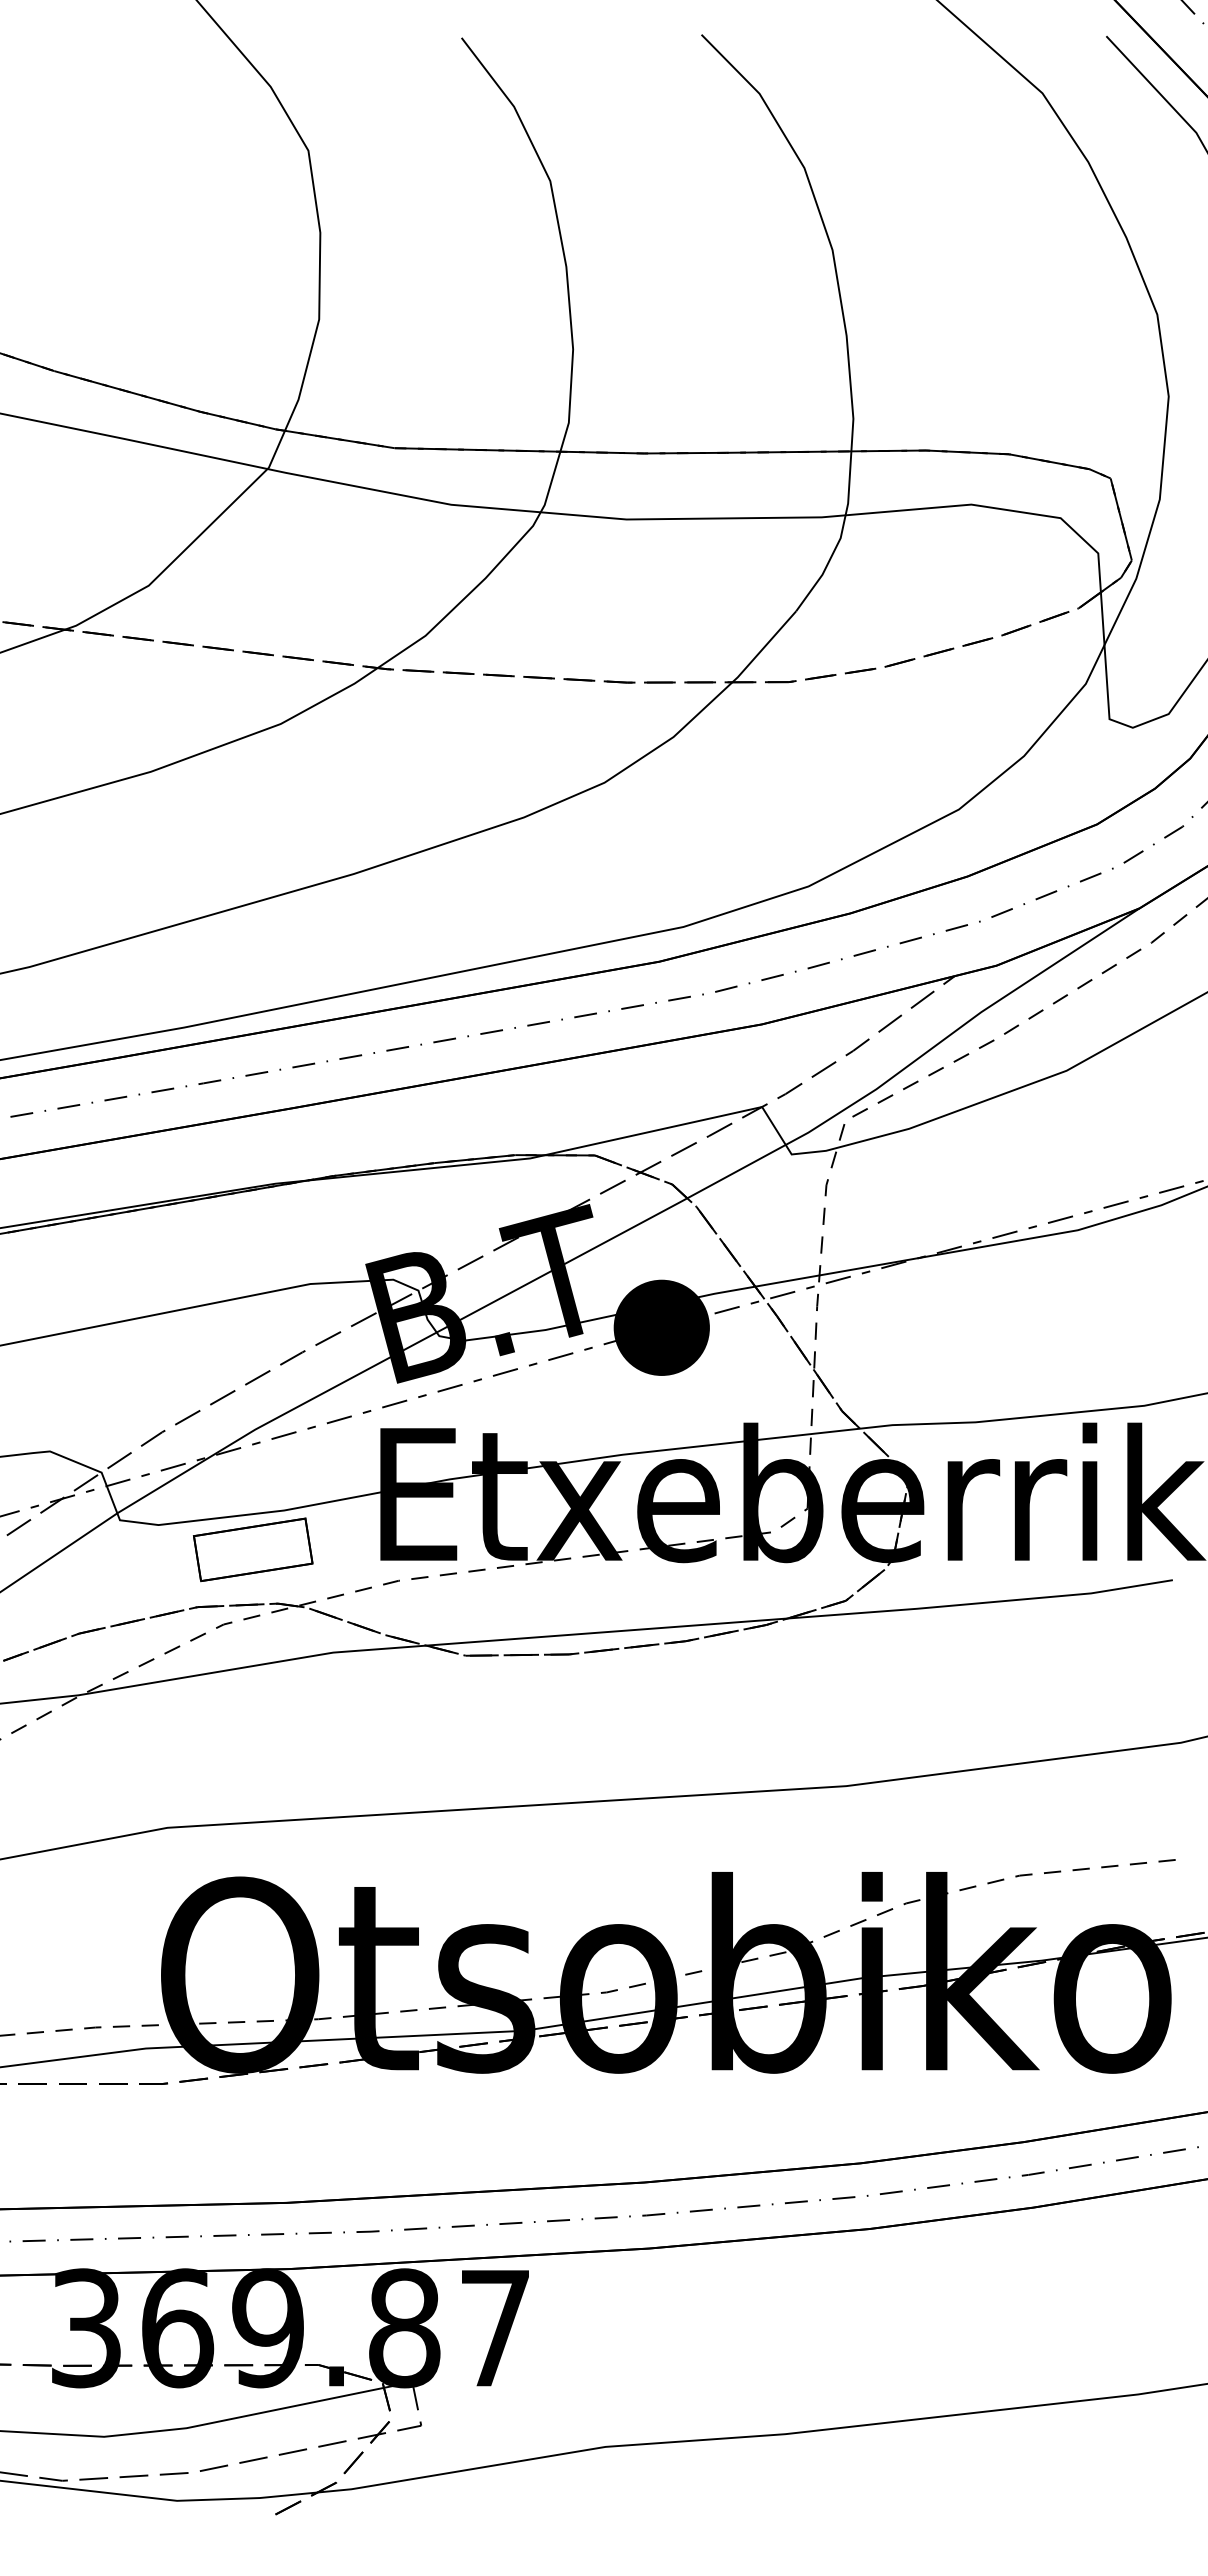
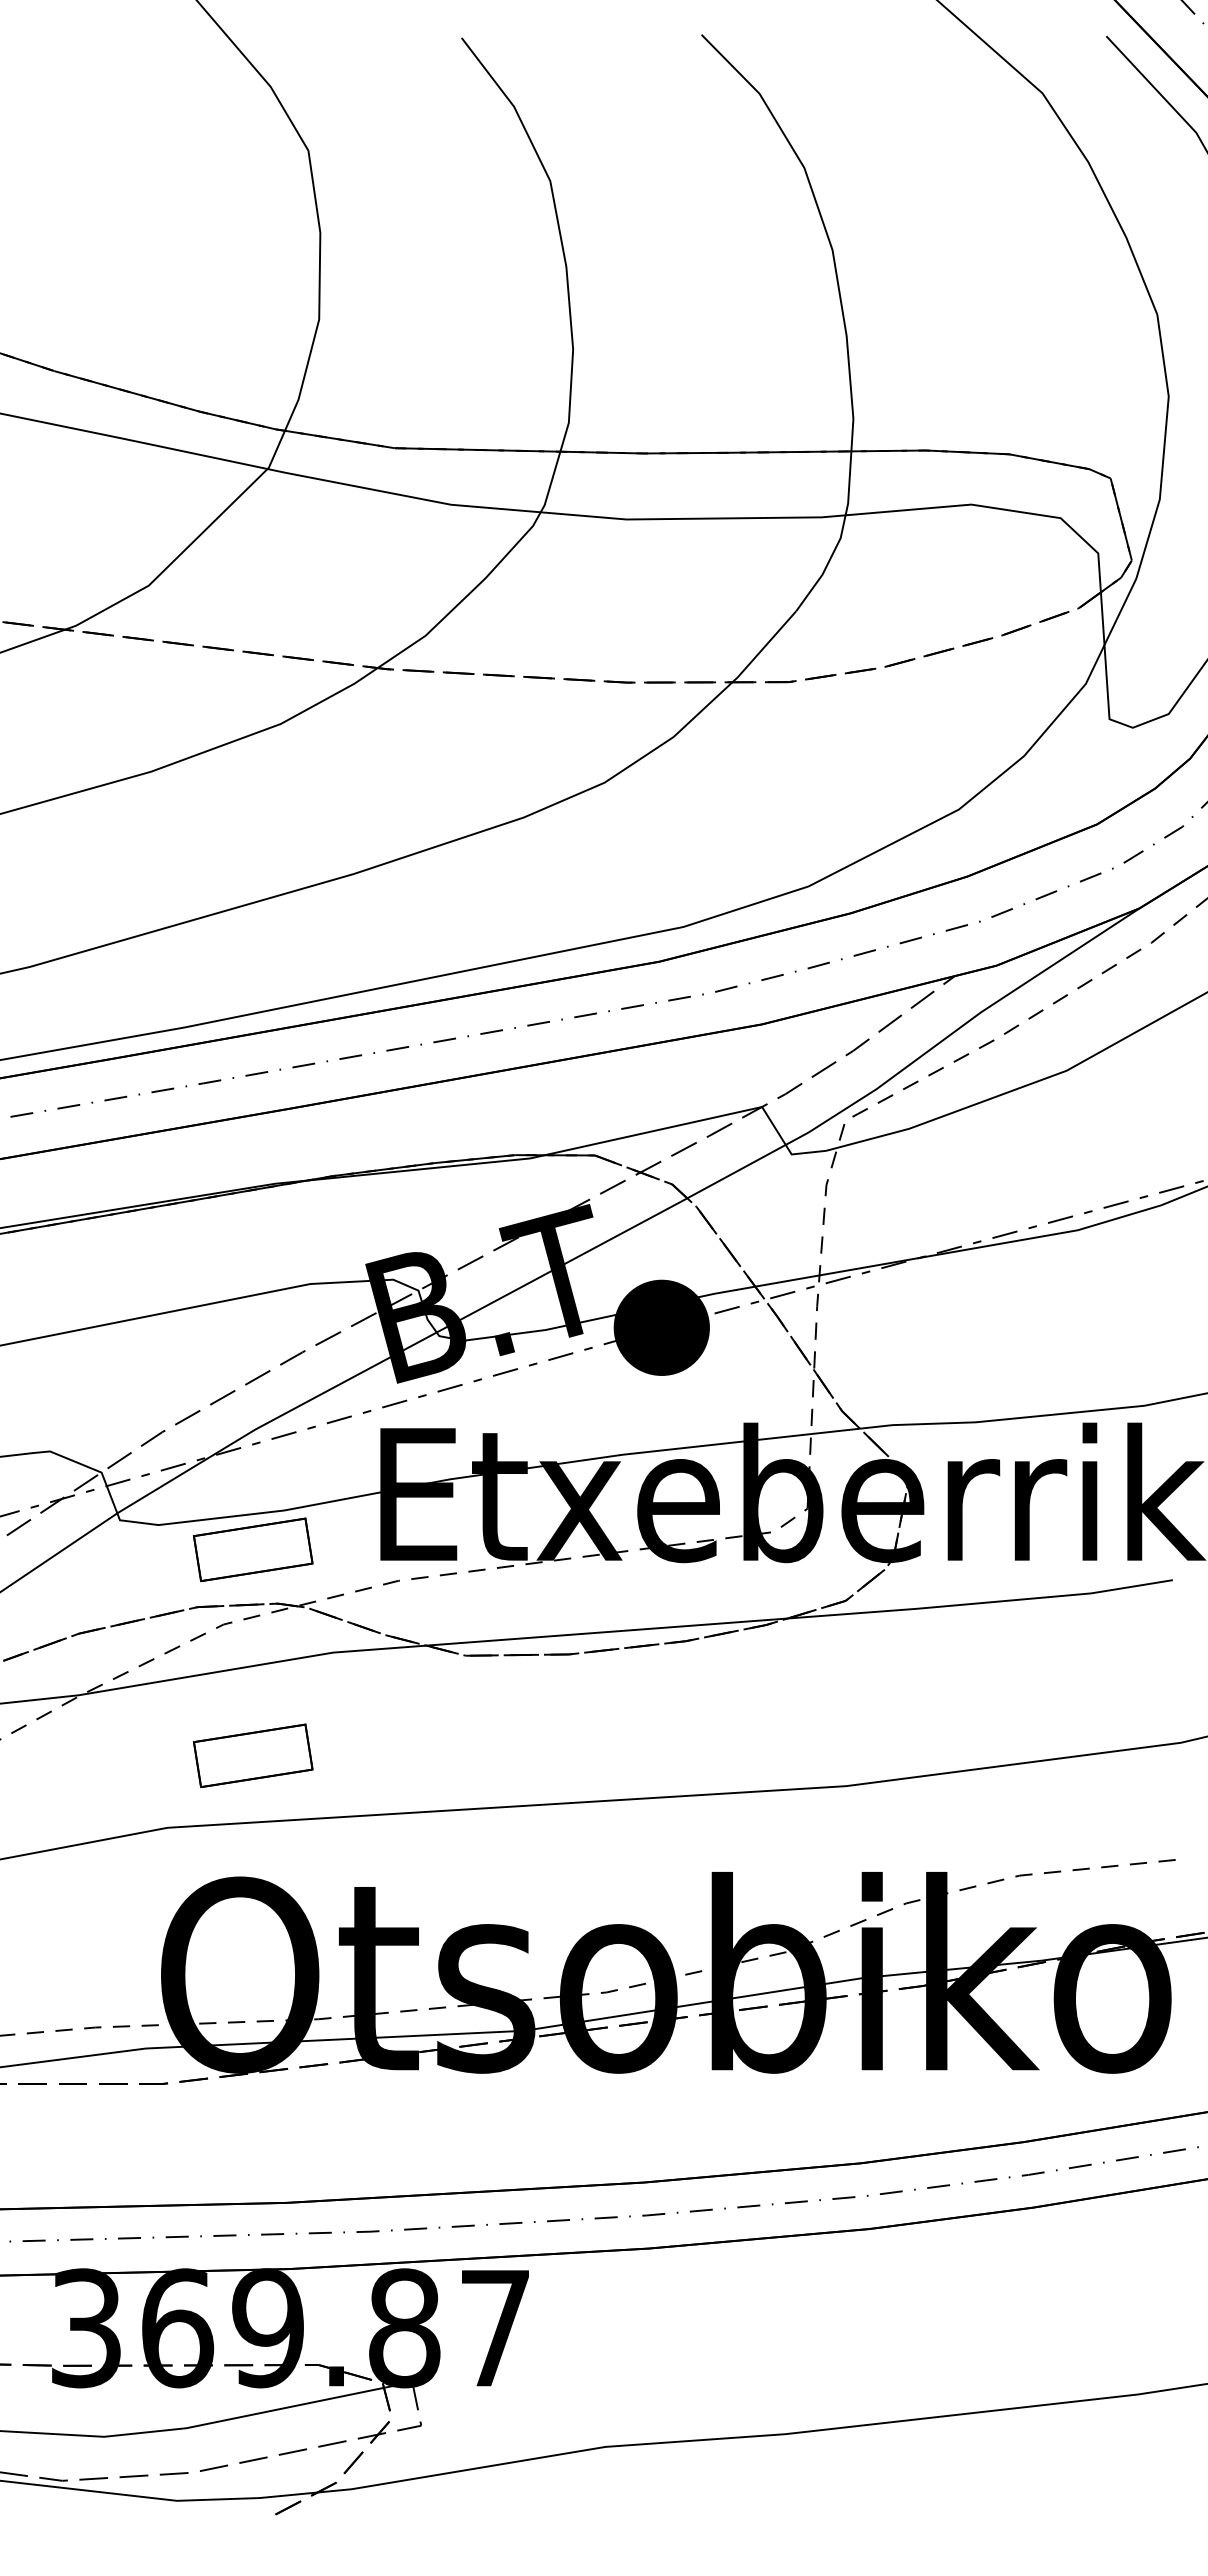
part: none -> present (253, 1755)
